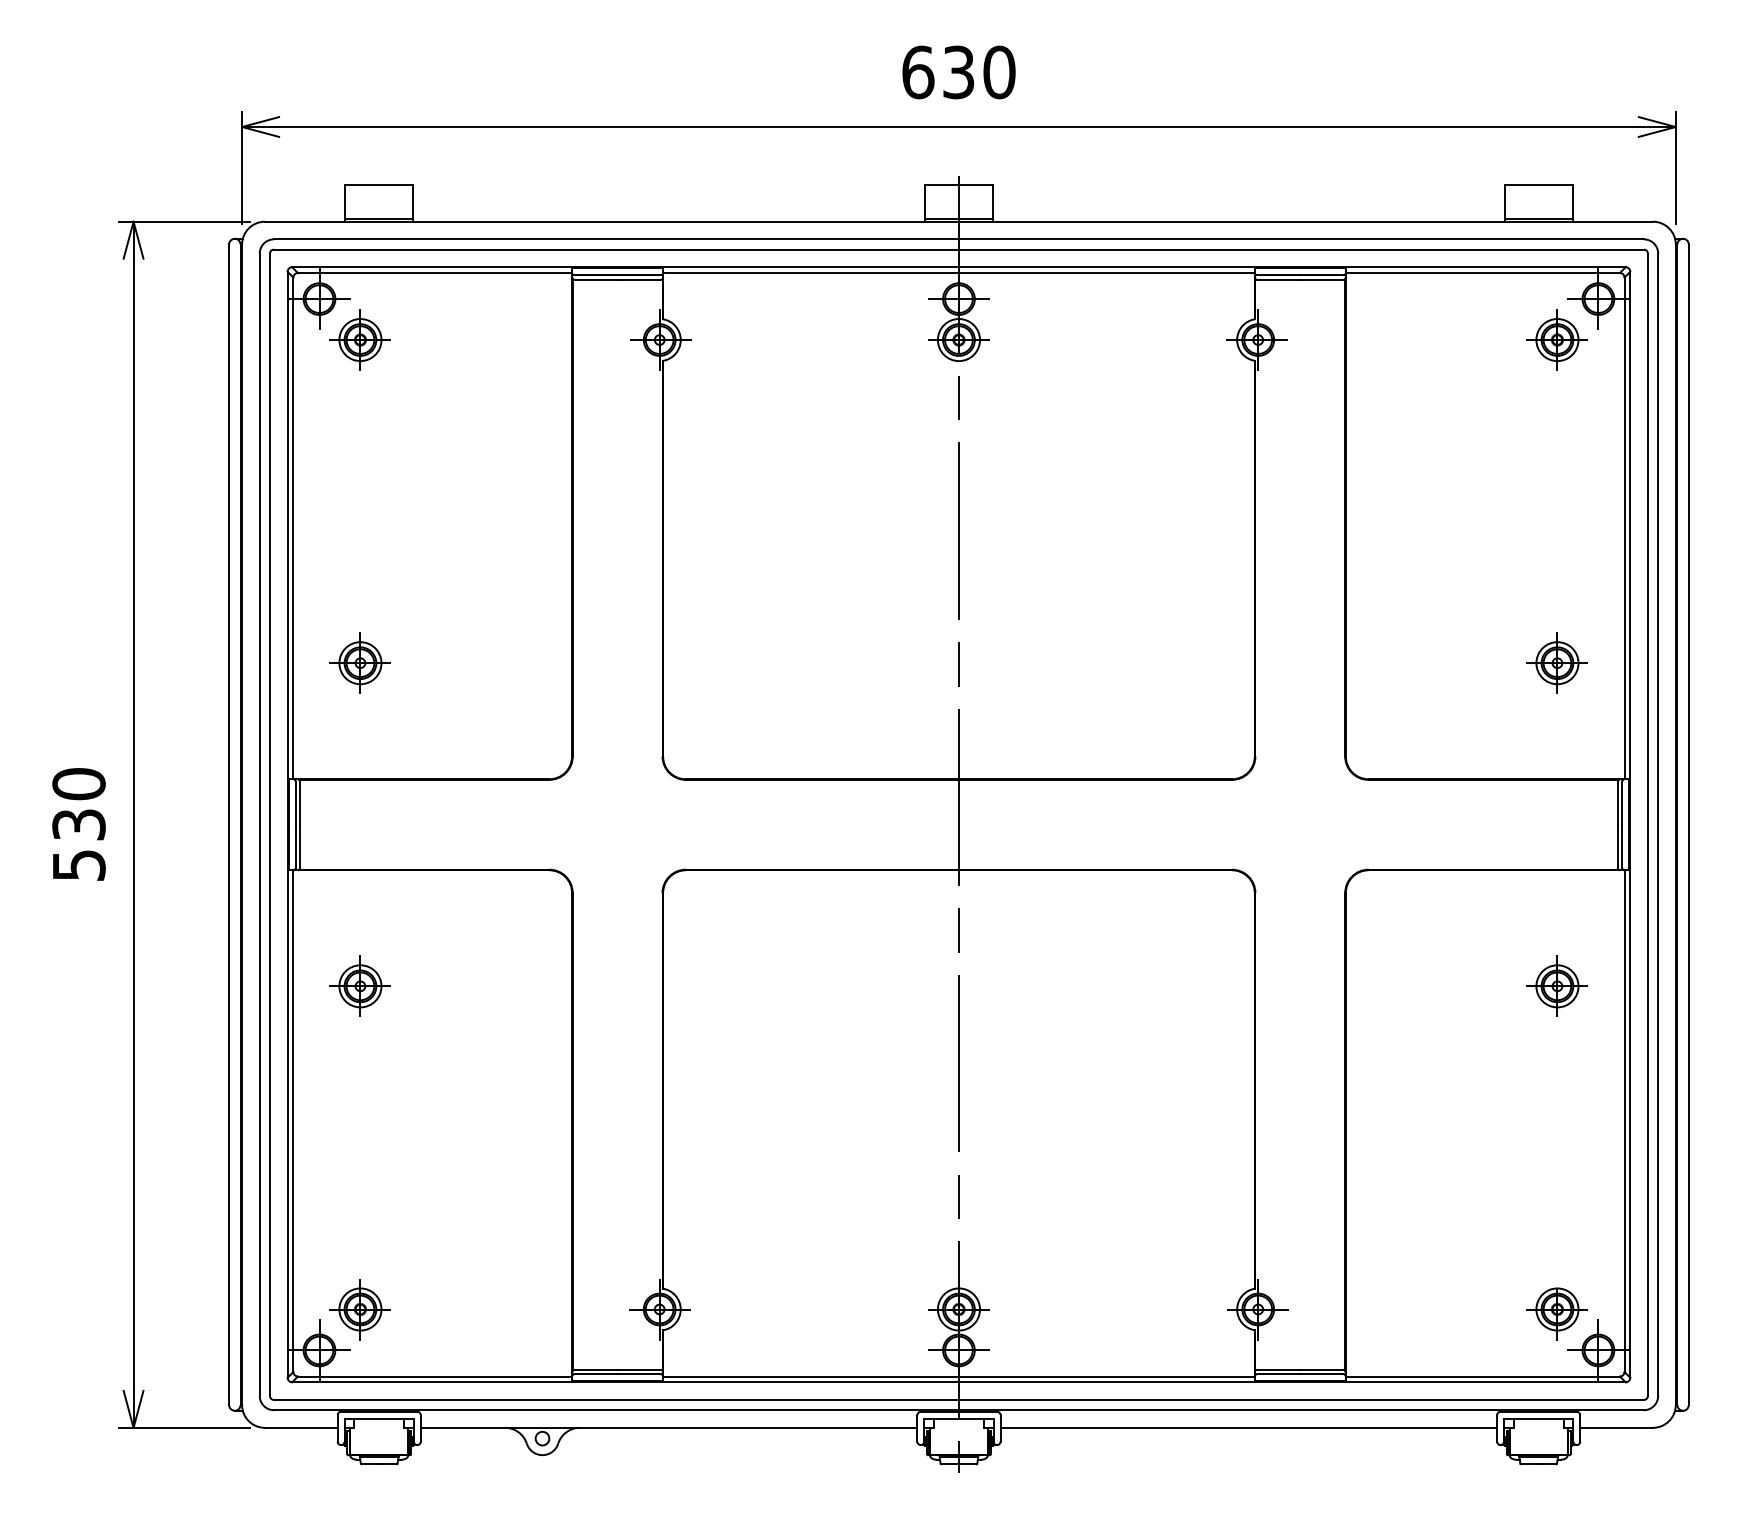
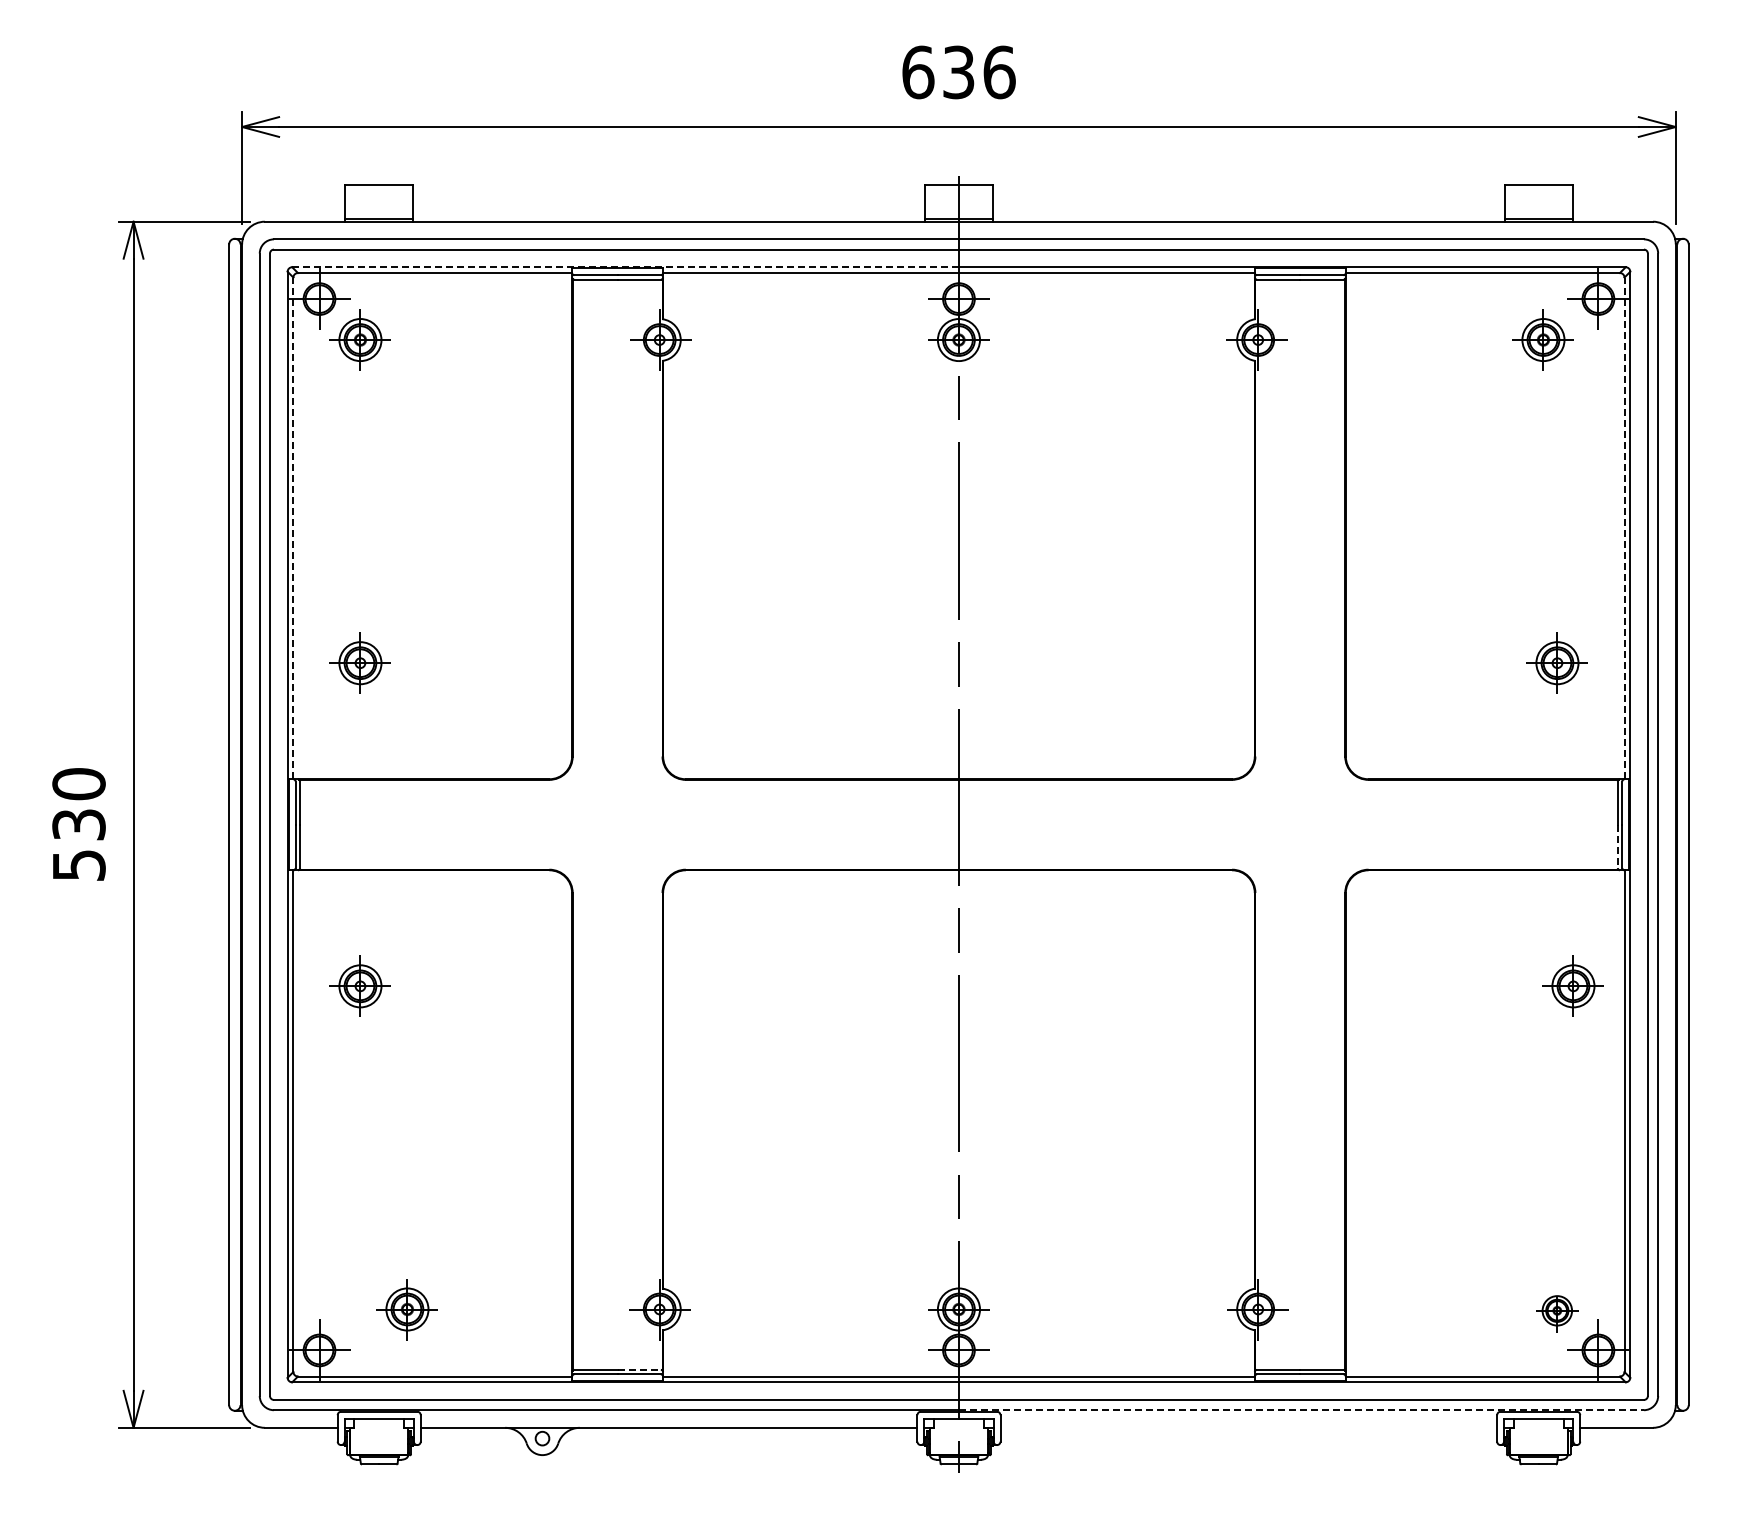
text: 630 -> 636 (999, 72)
line: solid -> dashed (625, 267)
part position: (1556, 339) -> (1542, 339) (1542, 339)
line: solid -> dashed (293, 528)
line: solid -> dashed (1624, 528)
line: solid -> dashed (1617, 846)
part position: (1556, 985) -> (1572, 985) (1572, 985)
part position: (359, 1309) -> (406, 1309) (406, 1309)
part size: 62x54 px -> 43x38 px (1557, 1313)
line: solid -> dashed (639, 1369)
line: solid -> dashed (1301, 1410)
line: present -> none (1248, 1427)
